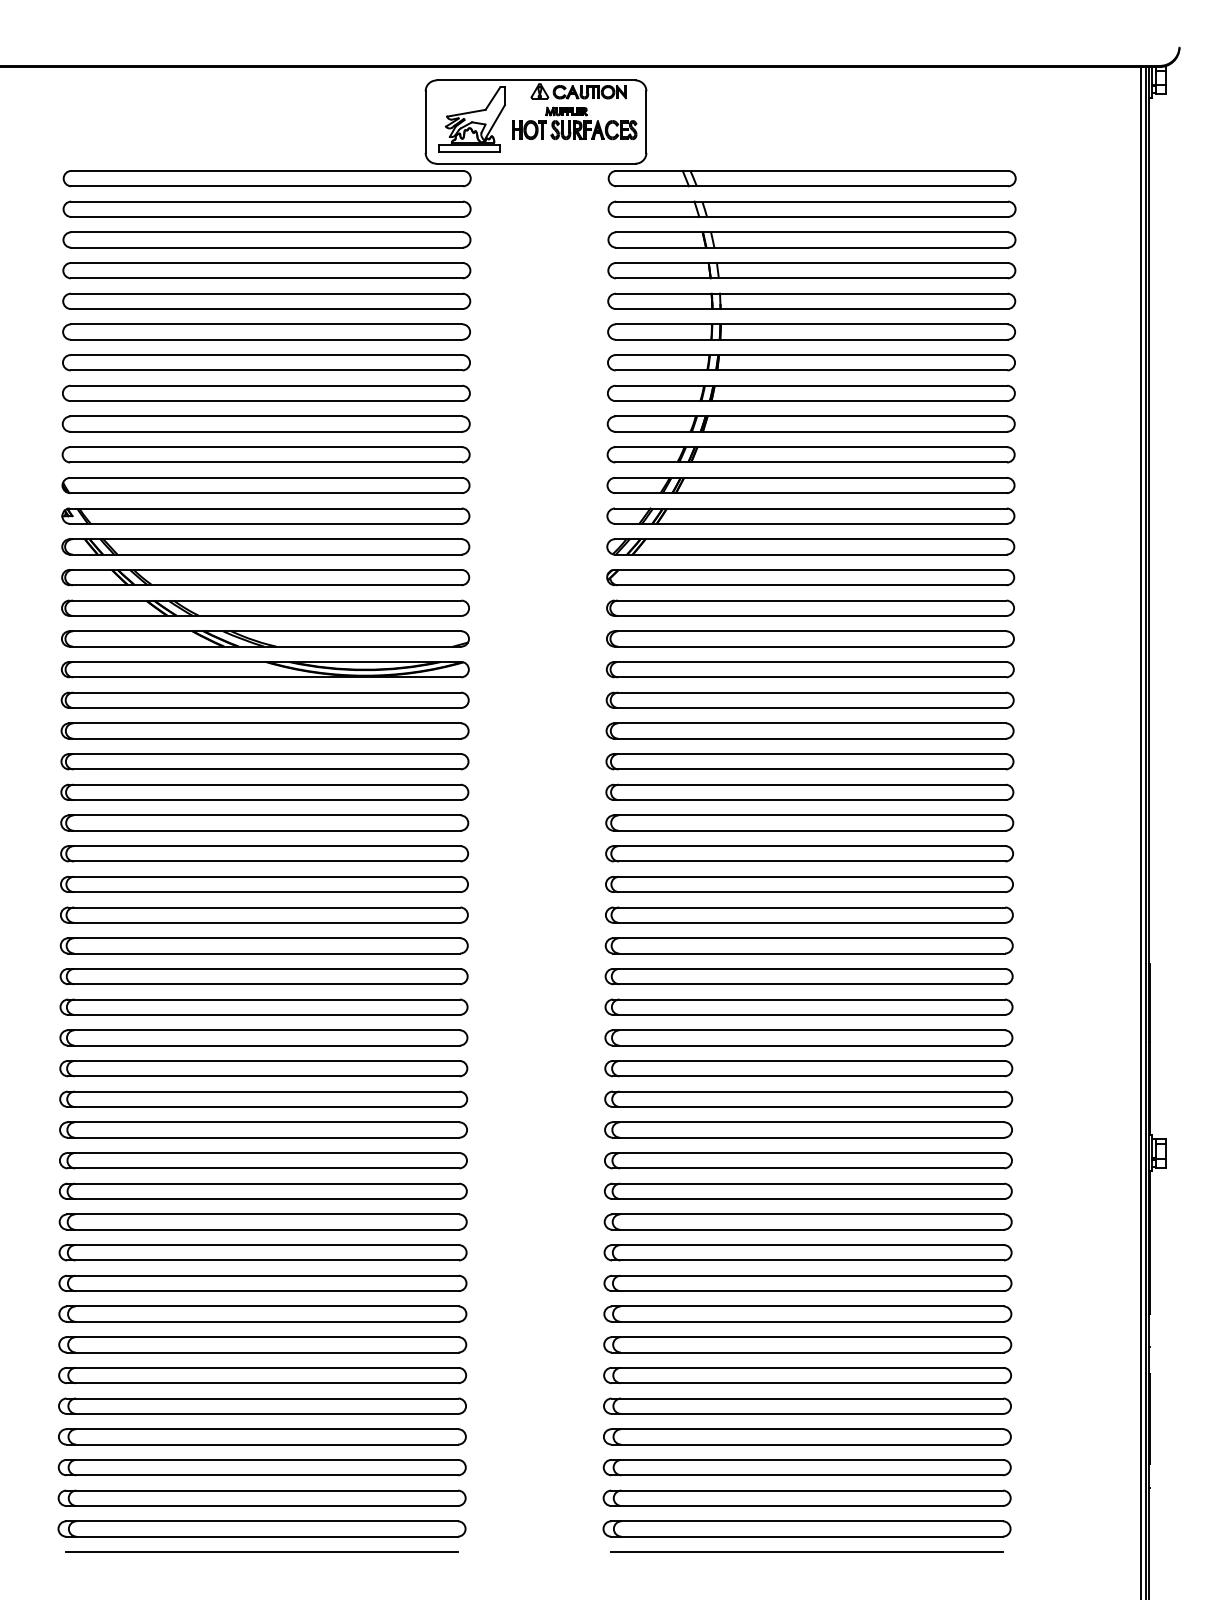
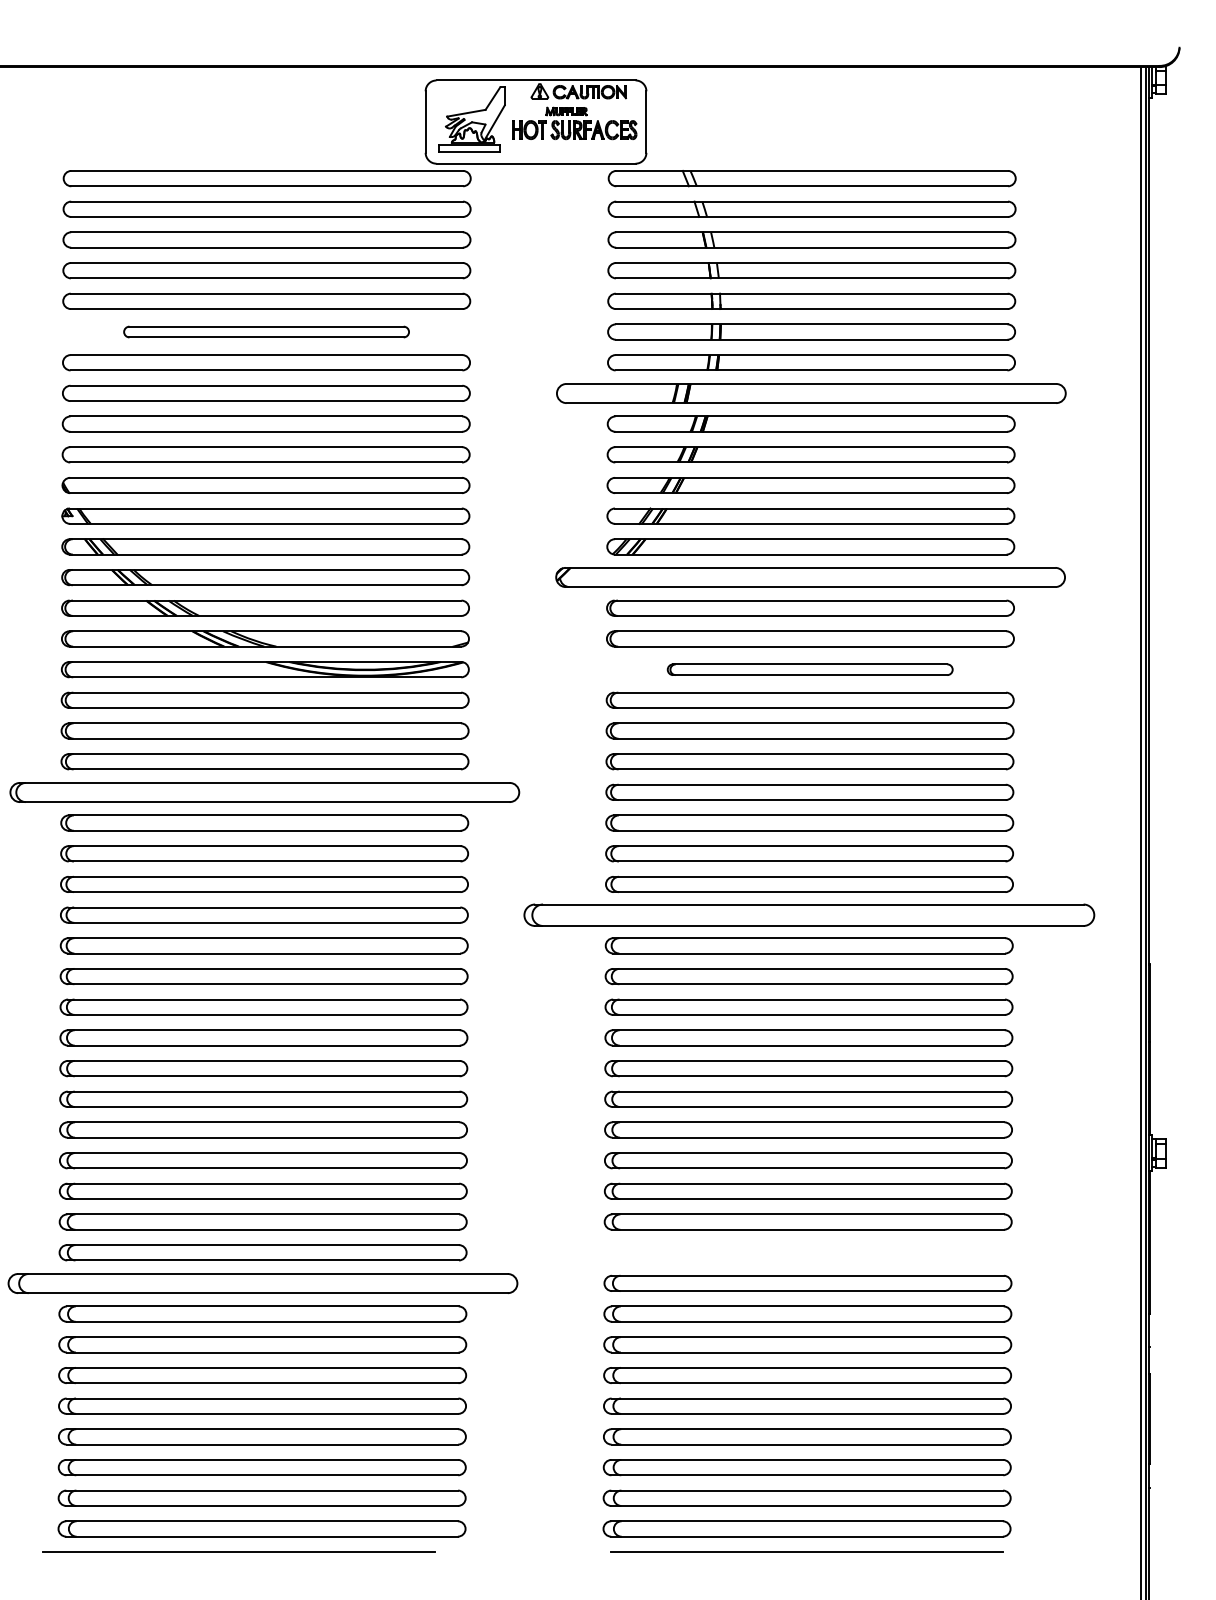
part size: 409x18 px -> 287x14 px (266, 331)
part size: 409x18 px -> 511x21 px (811, 393)
part size: 410x18 px -> 511x21 px (810, 577)
part size: 410x18 px -> 288x13 px (809, 669)
part size: 410x18 px -> 512x21 px (264, 792)
part size: 409x18 px -> 573x24 px (809, 914)
part: present -> none (807, 1252)
part size: 410x18 px -> 512x21 px (262, 1283)
line position: (261, 1551) -> (238, 1551) (238, 1551)
